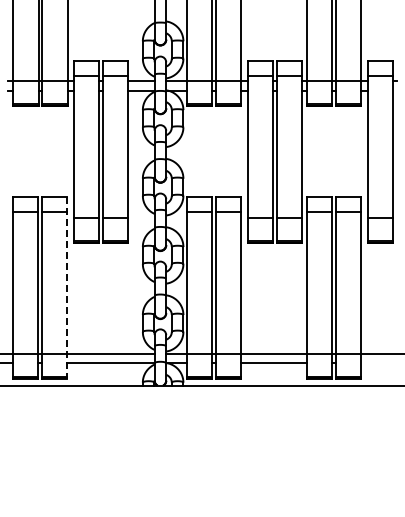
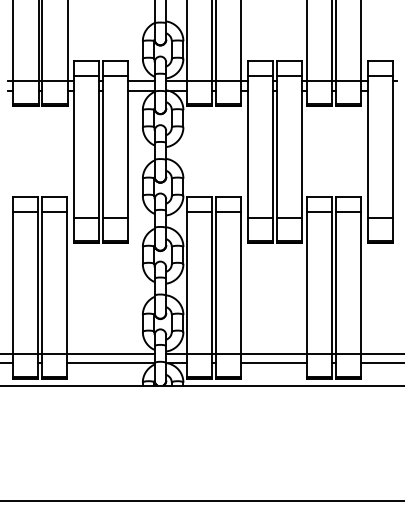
line: dashed -> solid (67, 287)
line: none -> present (380, 363)
line: none -> present (201, 501)
